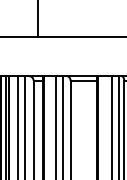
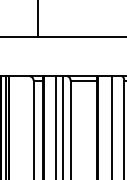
line: present -> none (18, 126)
line: present -> none (24, 126)
line: present -> none (118, 126)
